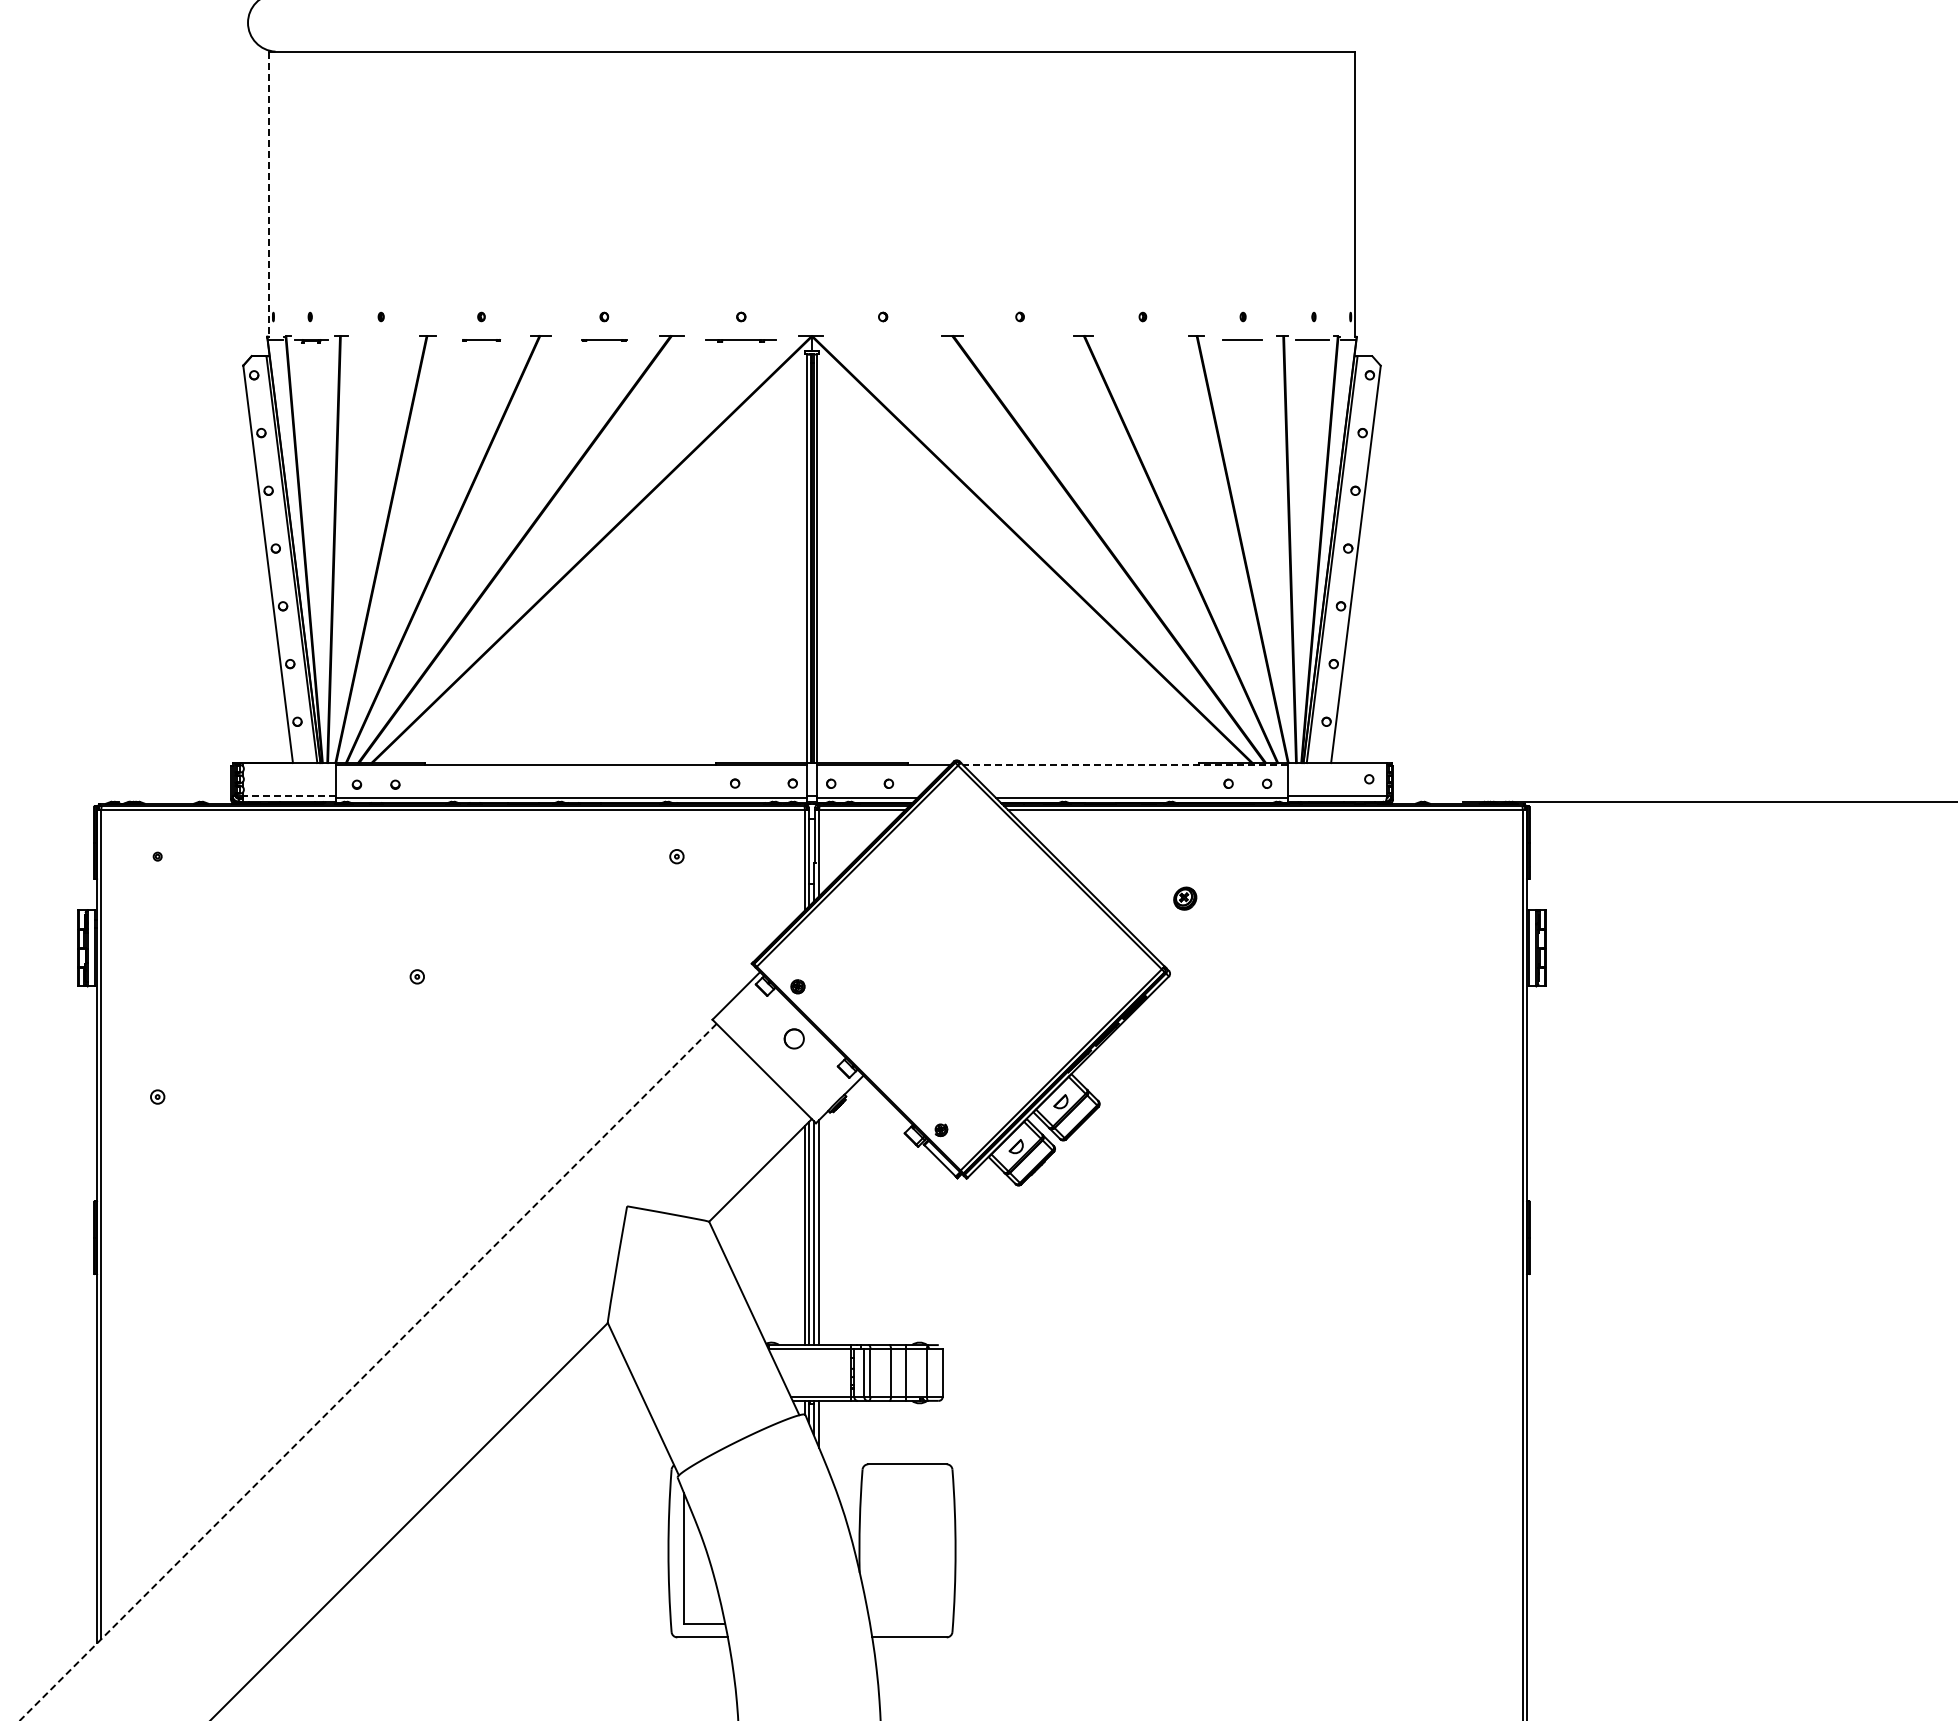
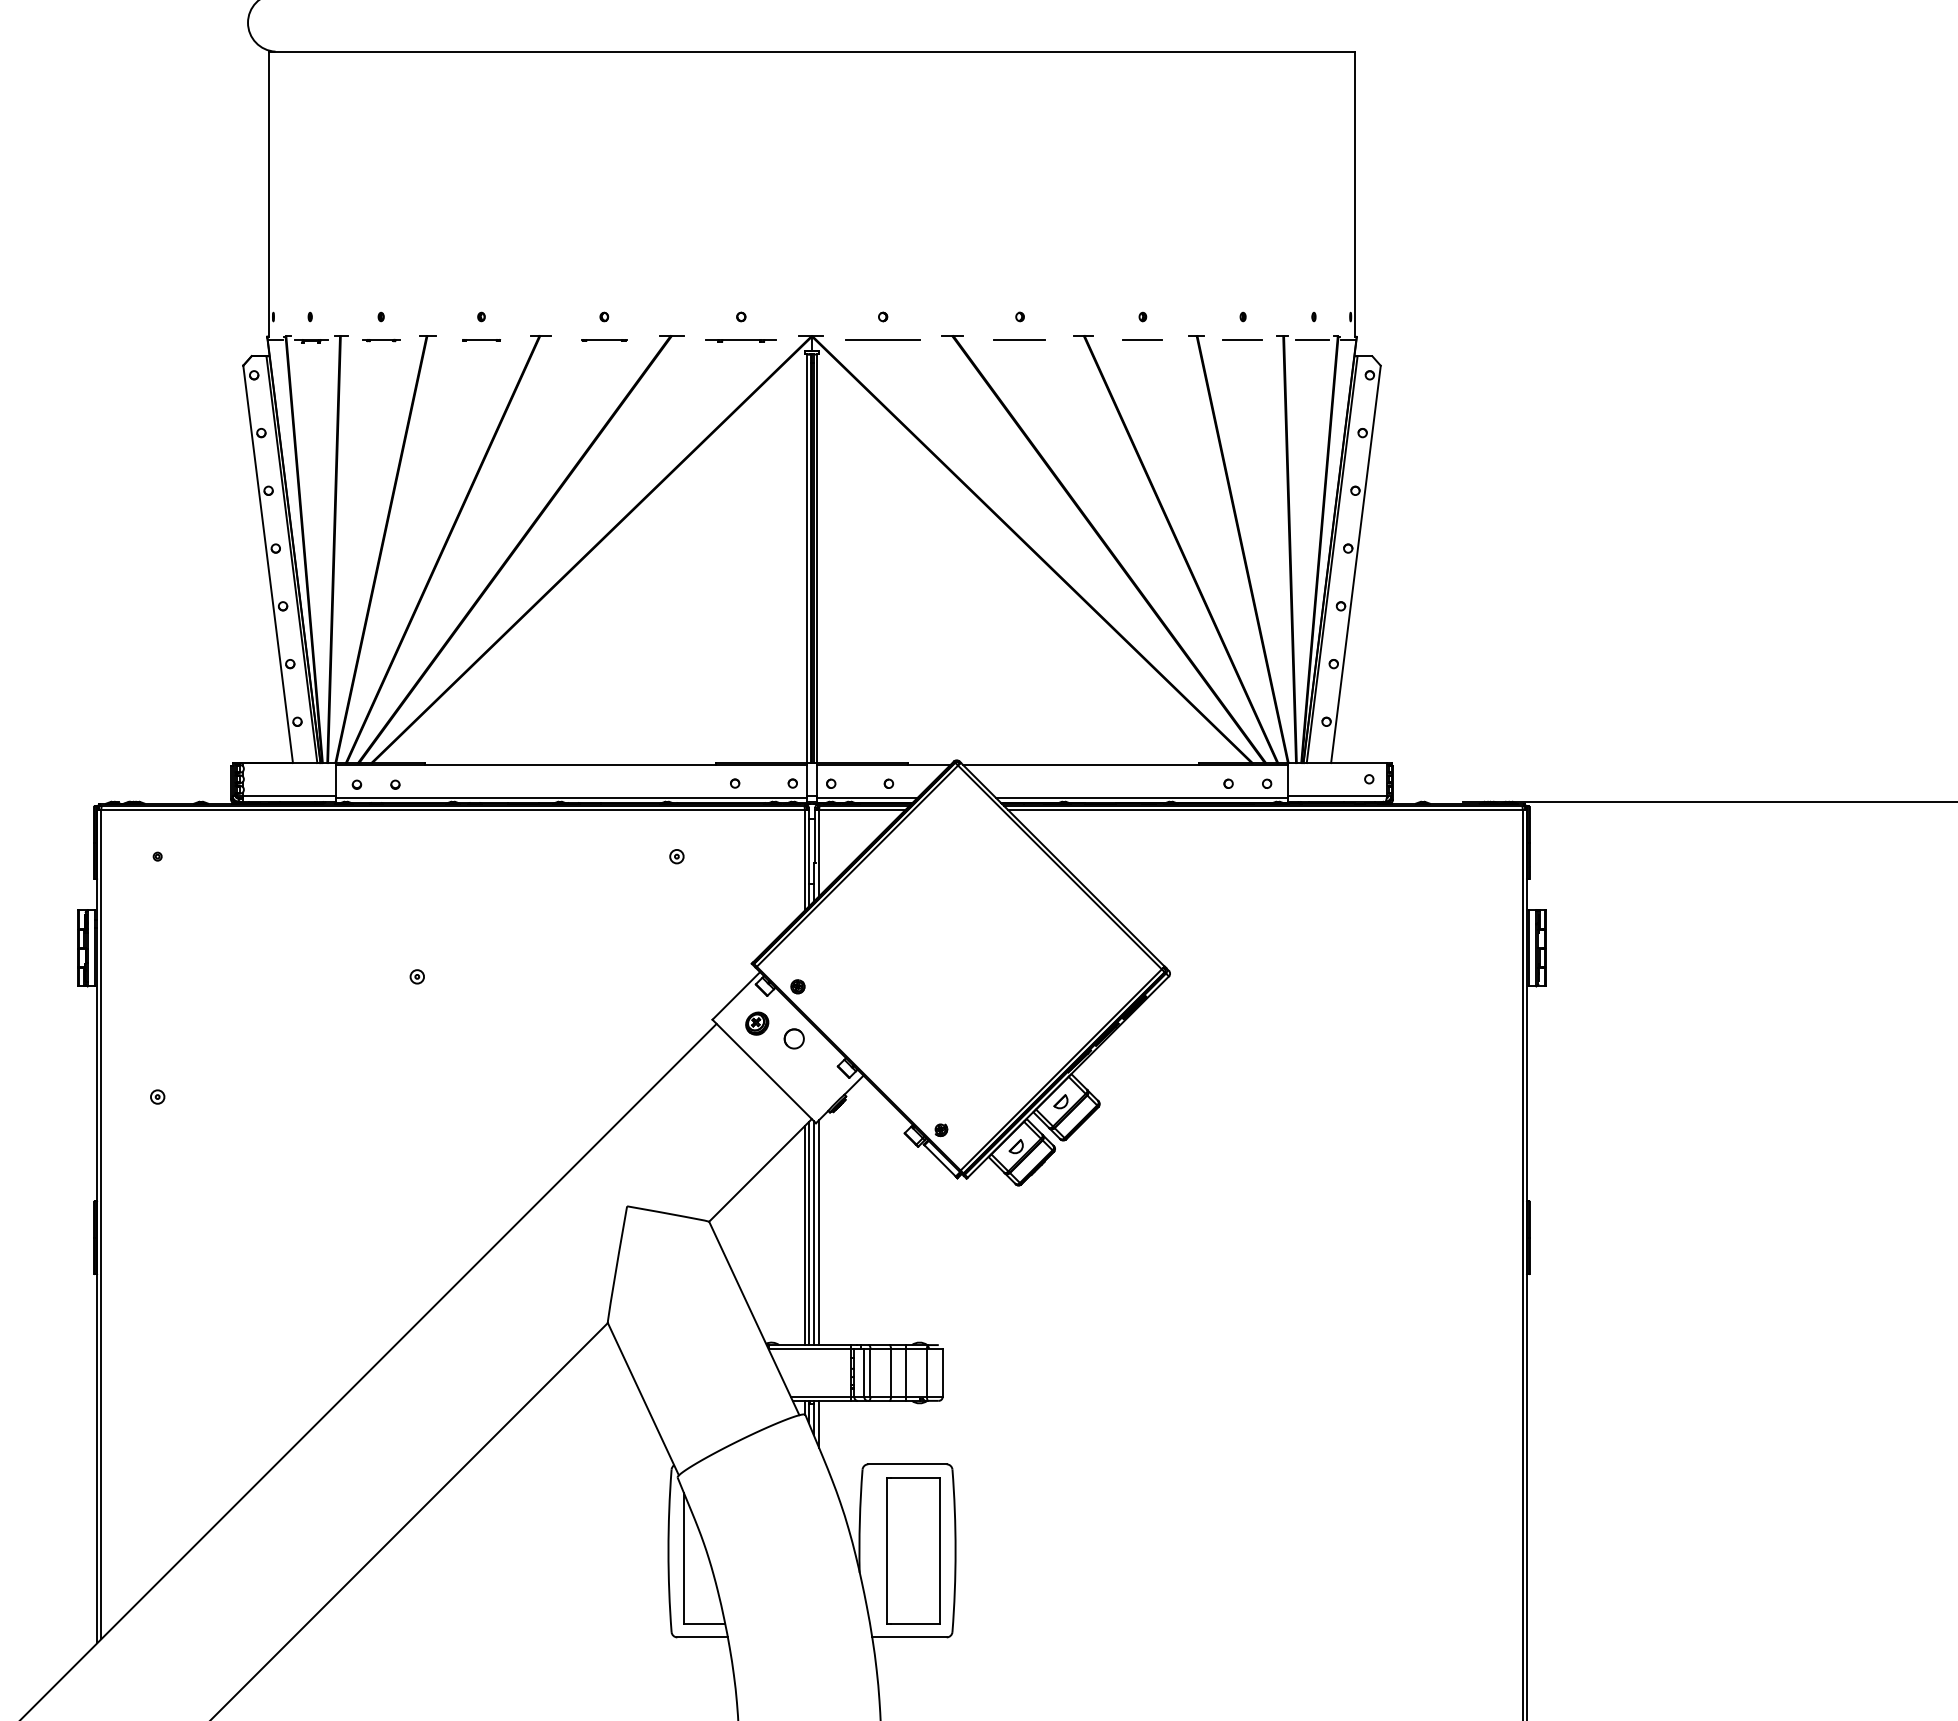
line: dashed -> solid (268, 194)
line: none -> present (882, 339)
part: none -> present (381, 340)
line: none -> present (1019, 340)
line: none -> present (1141, 340)
line: dashed -> solid (1124, 764)
line: dashed -> solid (289, 795)
part position: (1185, 898) -> (757, 1023) (757, 1023)
line: dashed -> solid (368, 1372)
part: none -> present (913, 1550)
